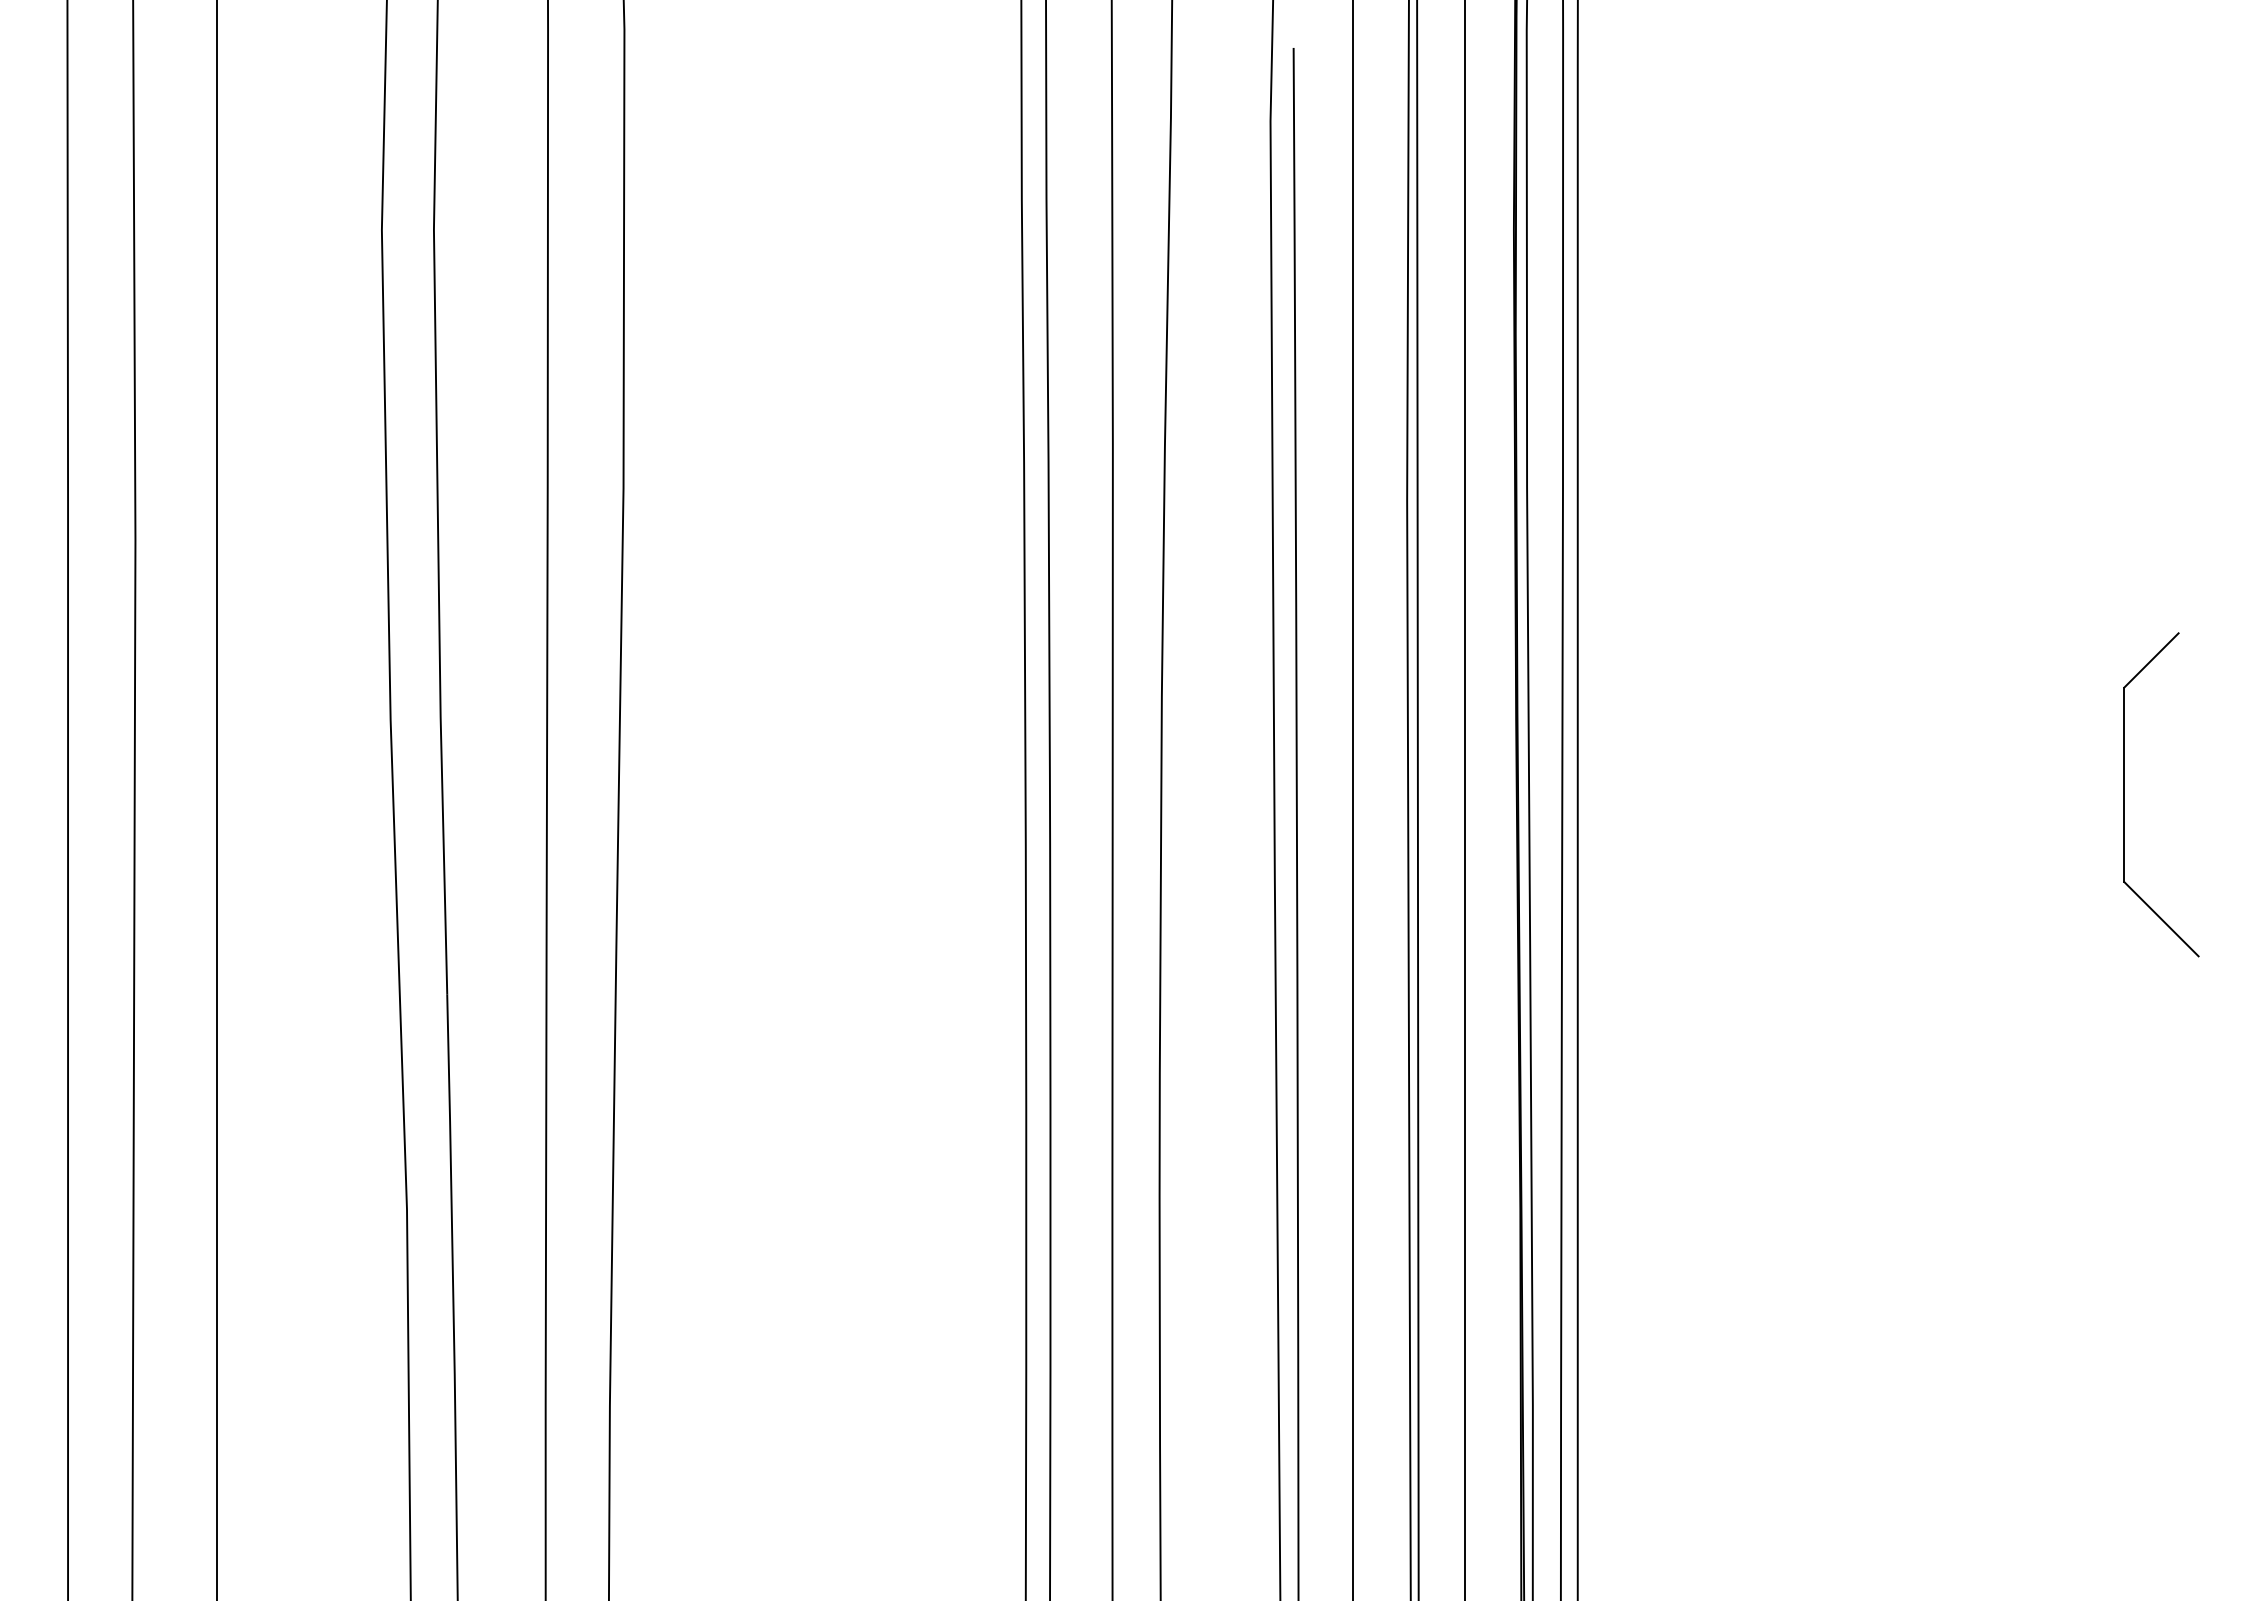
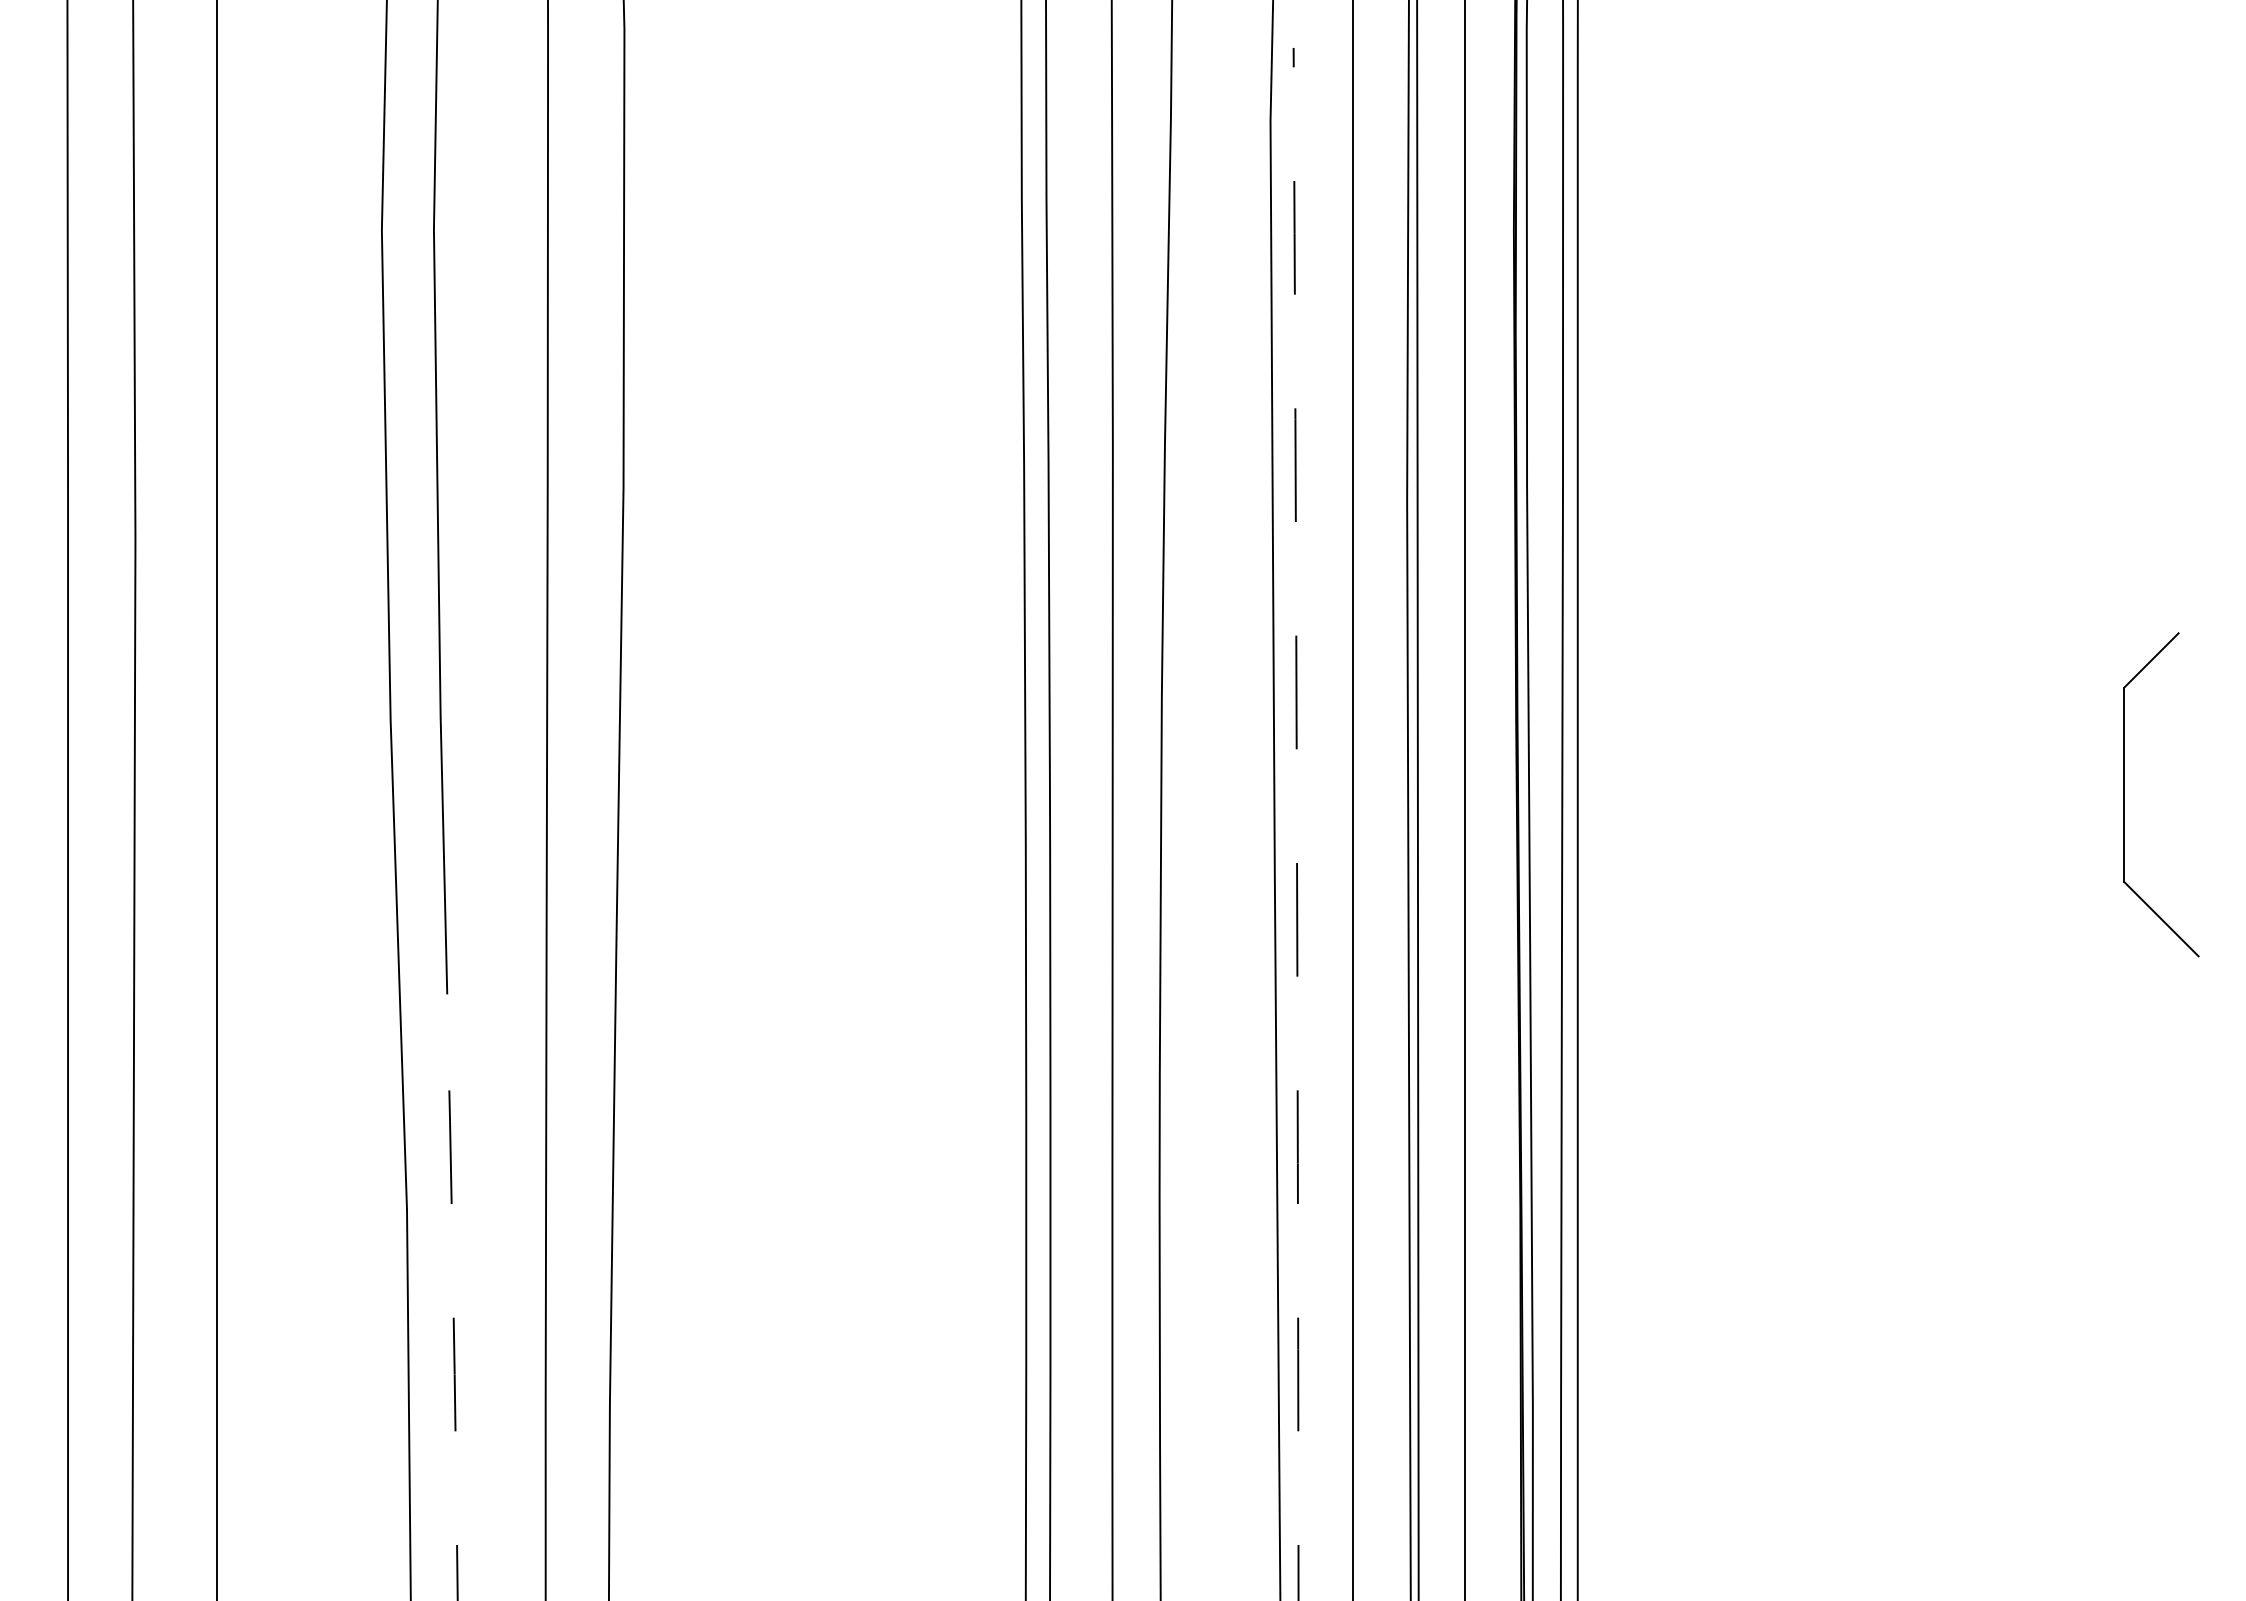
arc: solid -> dashed (1296, 823)
arc: solid -> dashed (453, 1296)
